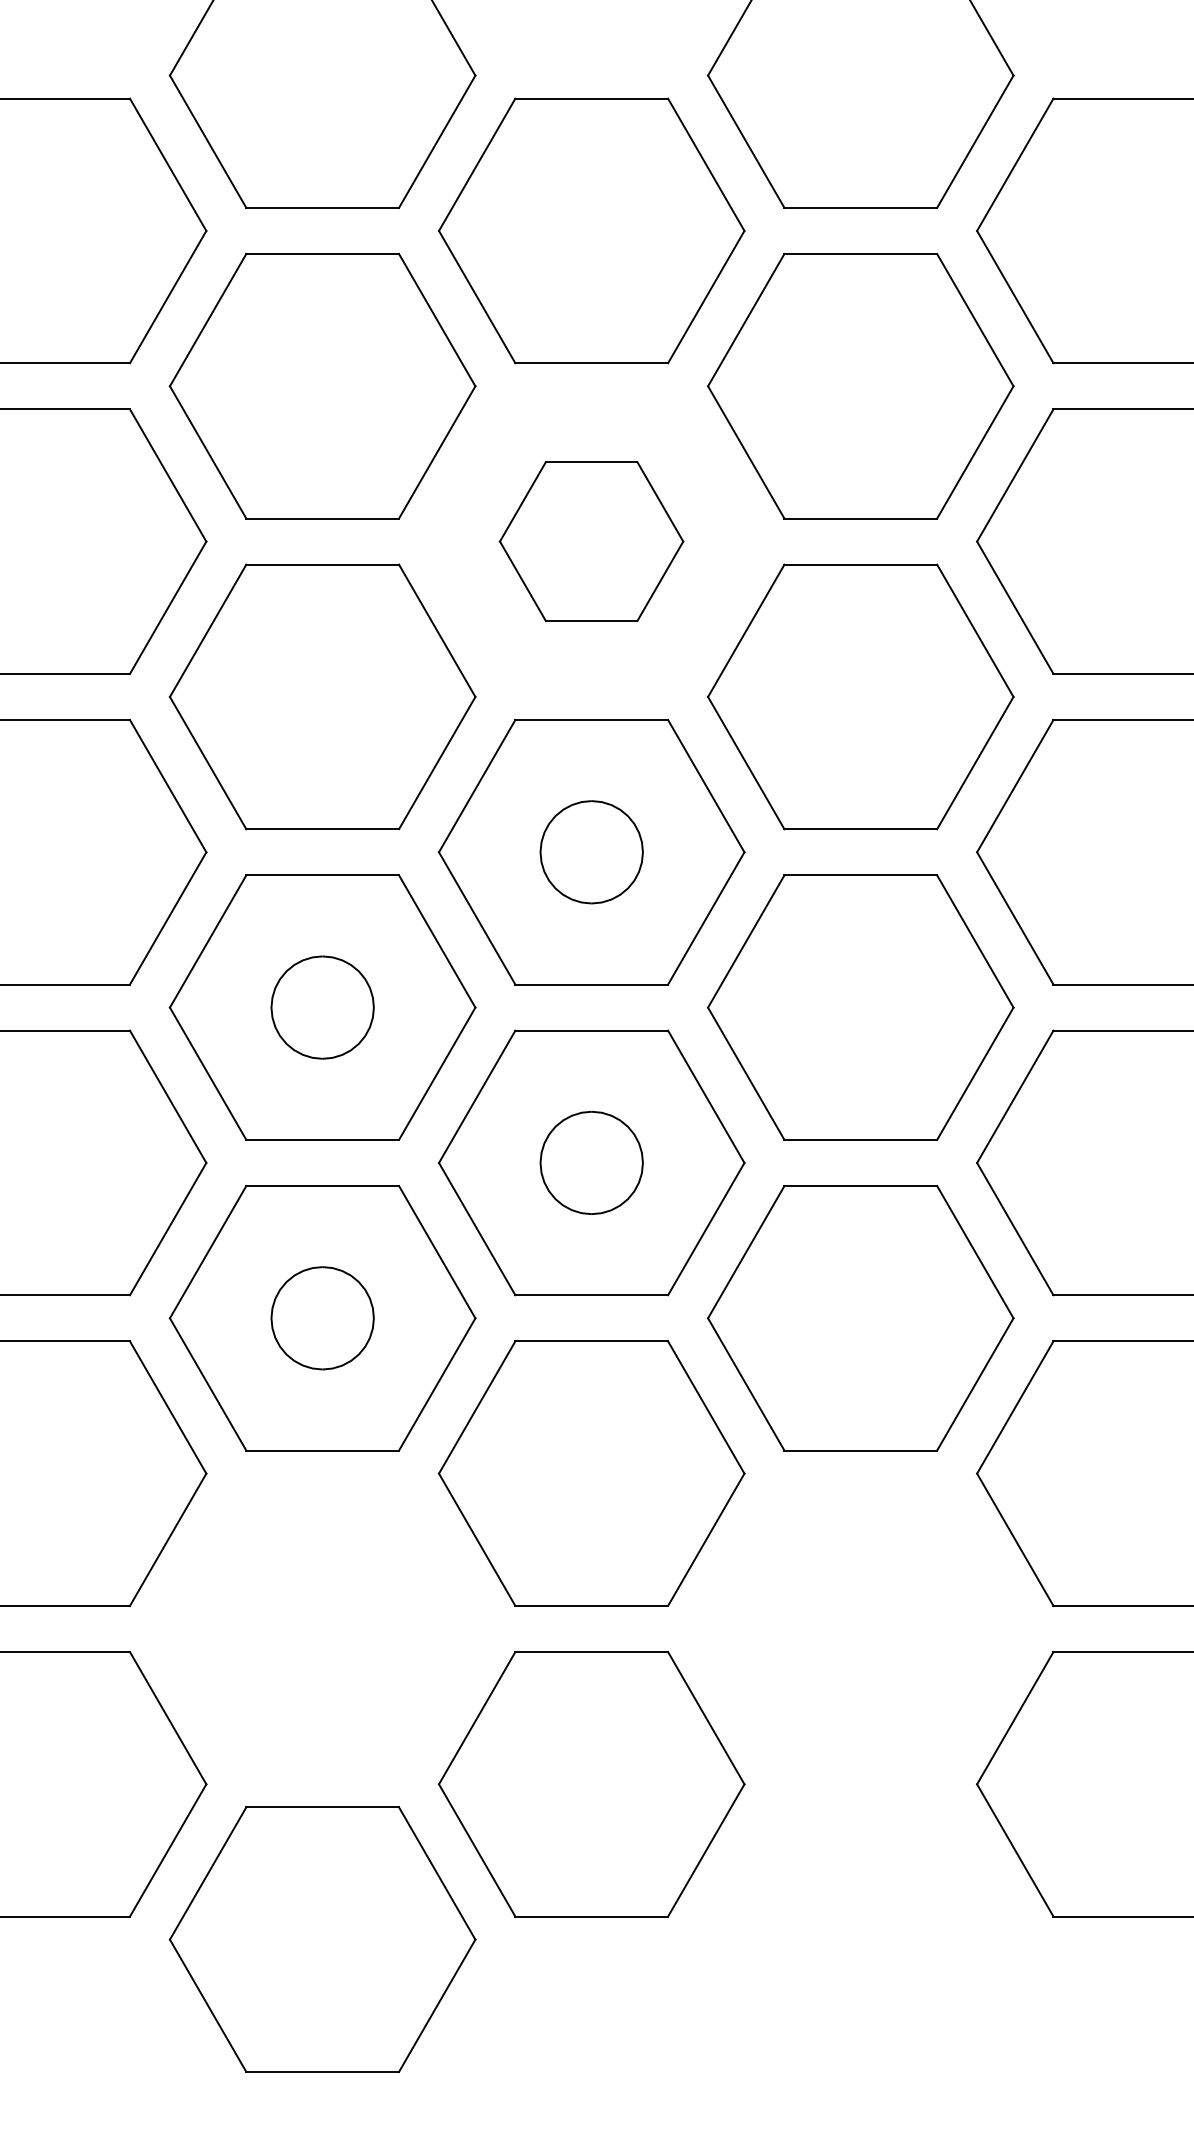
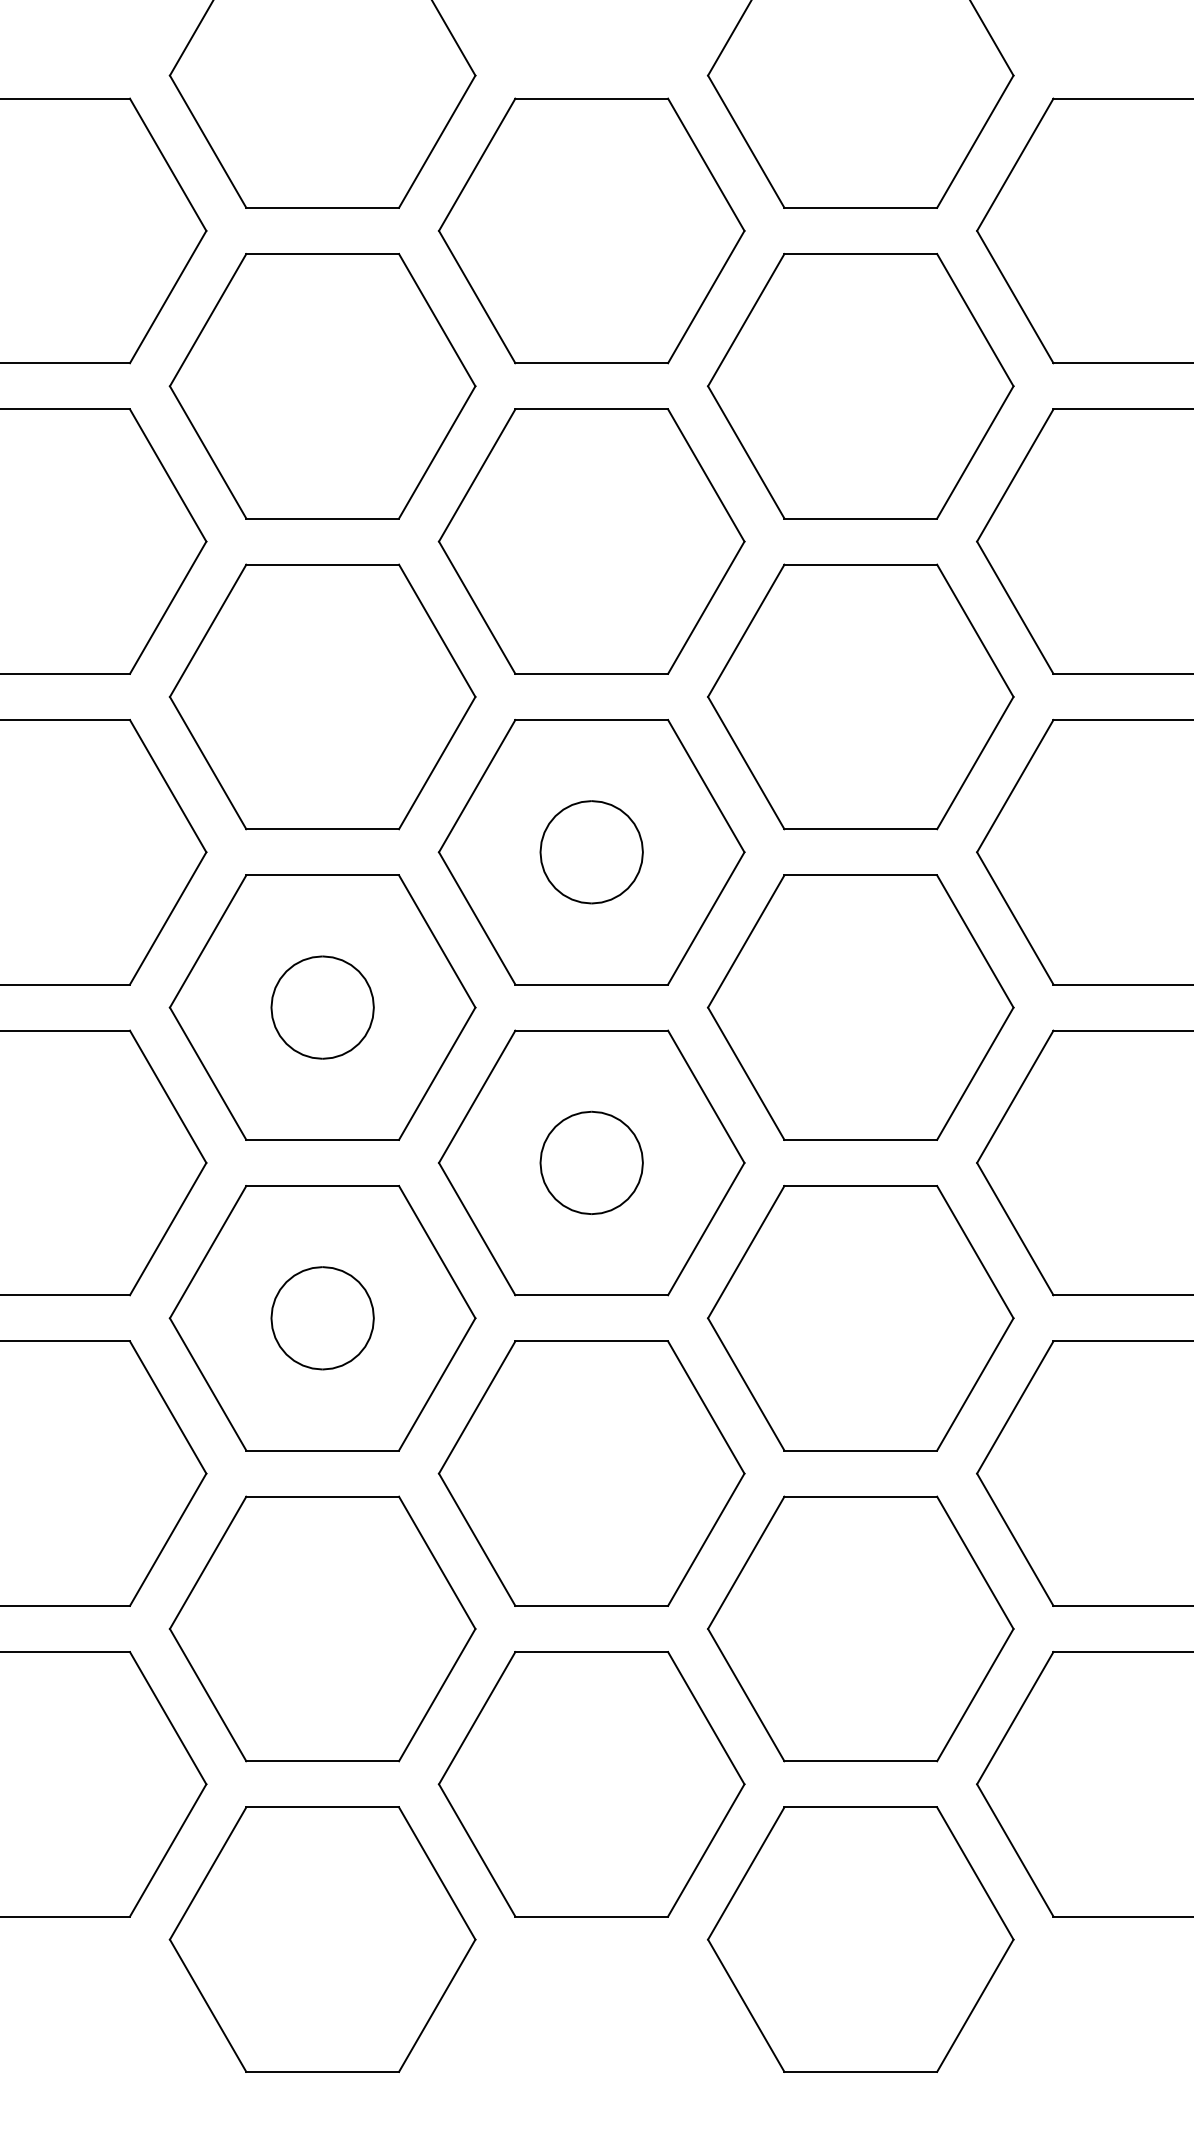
part size: 187x161 px -> 309x267 px (591, 541)
part: none -> present (322, 1628)
part: none -> present (860, 1628)
part: none -> present (860, 1939)
